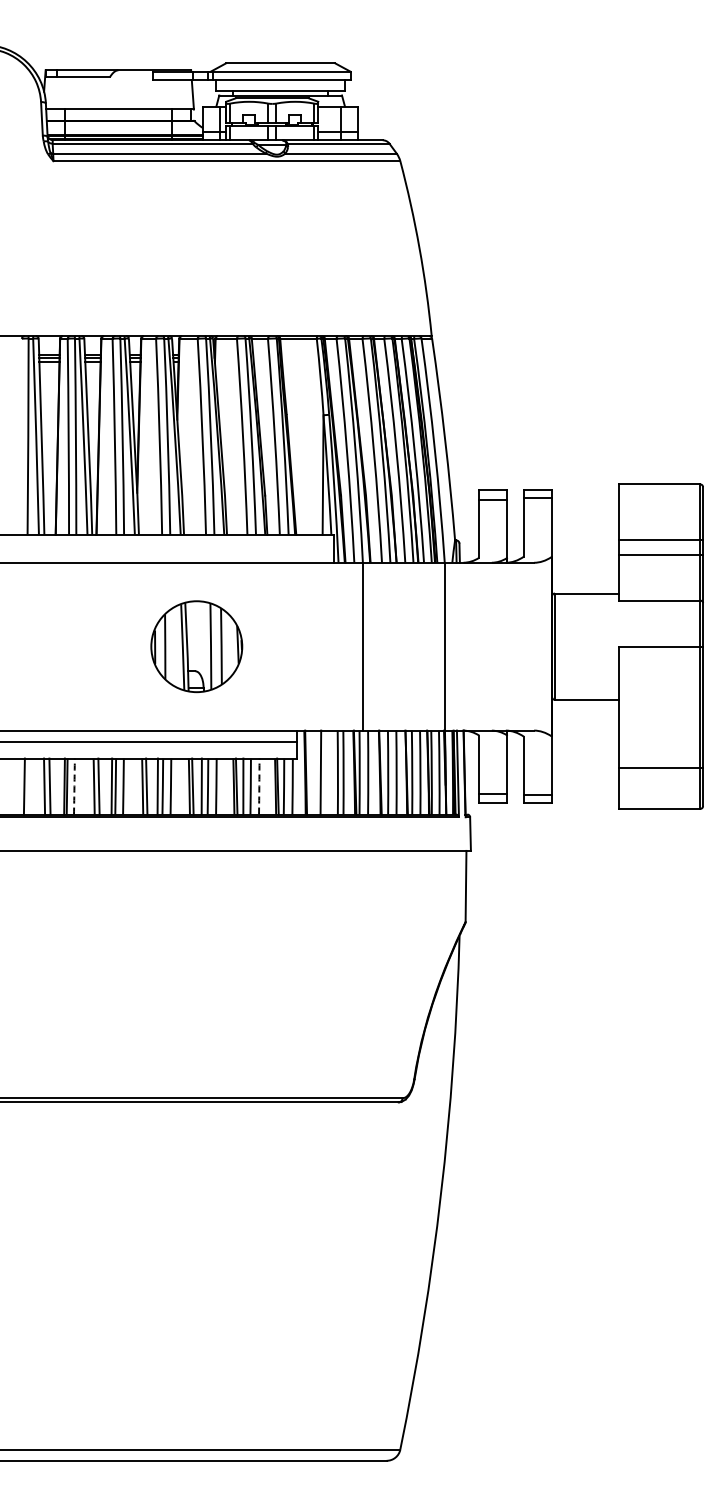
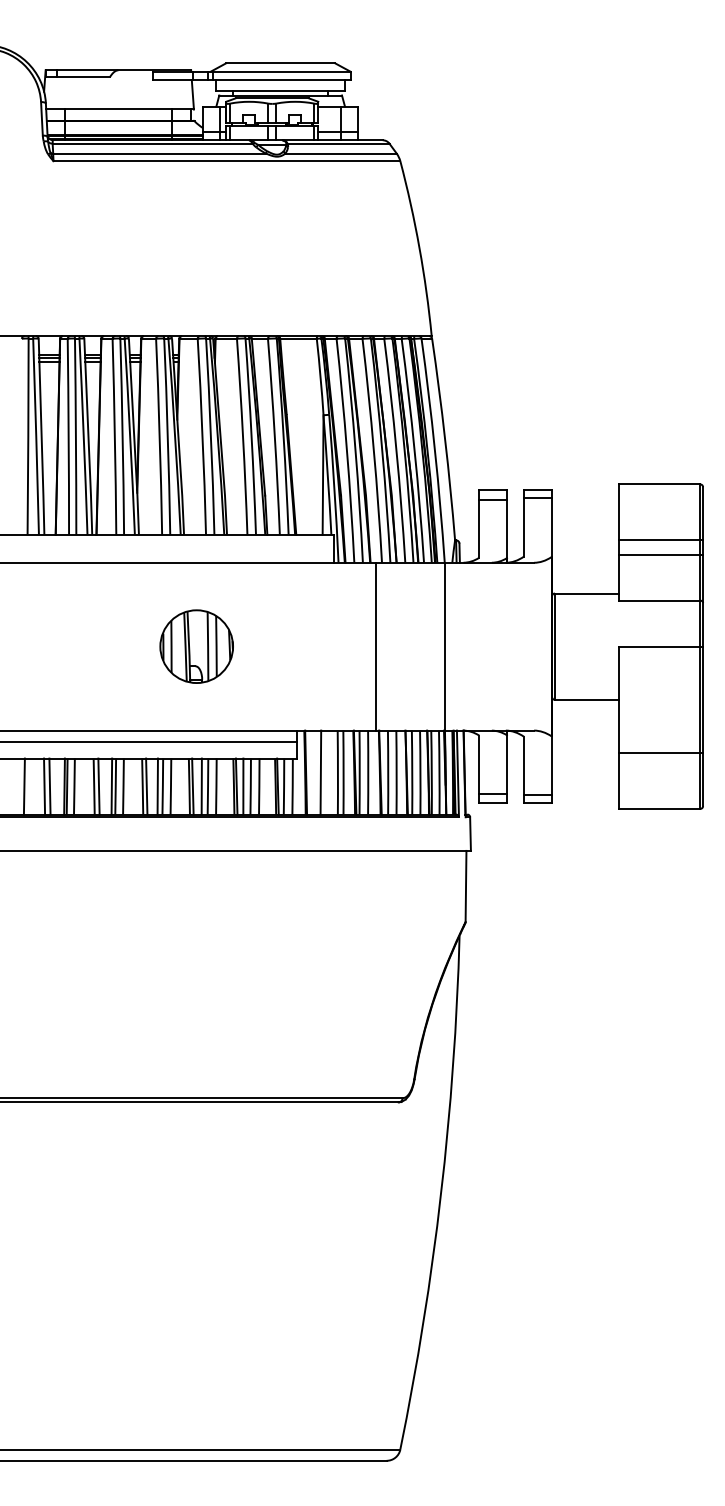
part size: 94x94 px -> 75x75 px (196, 646)
line position: (362, 646) -> (375, 646) (375, 646)
line position: (661, 767) -> (661, 752) (661, 752)
arc: dashed -> solid (74, 786)
arc: dashed -> solid (259, 786)
